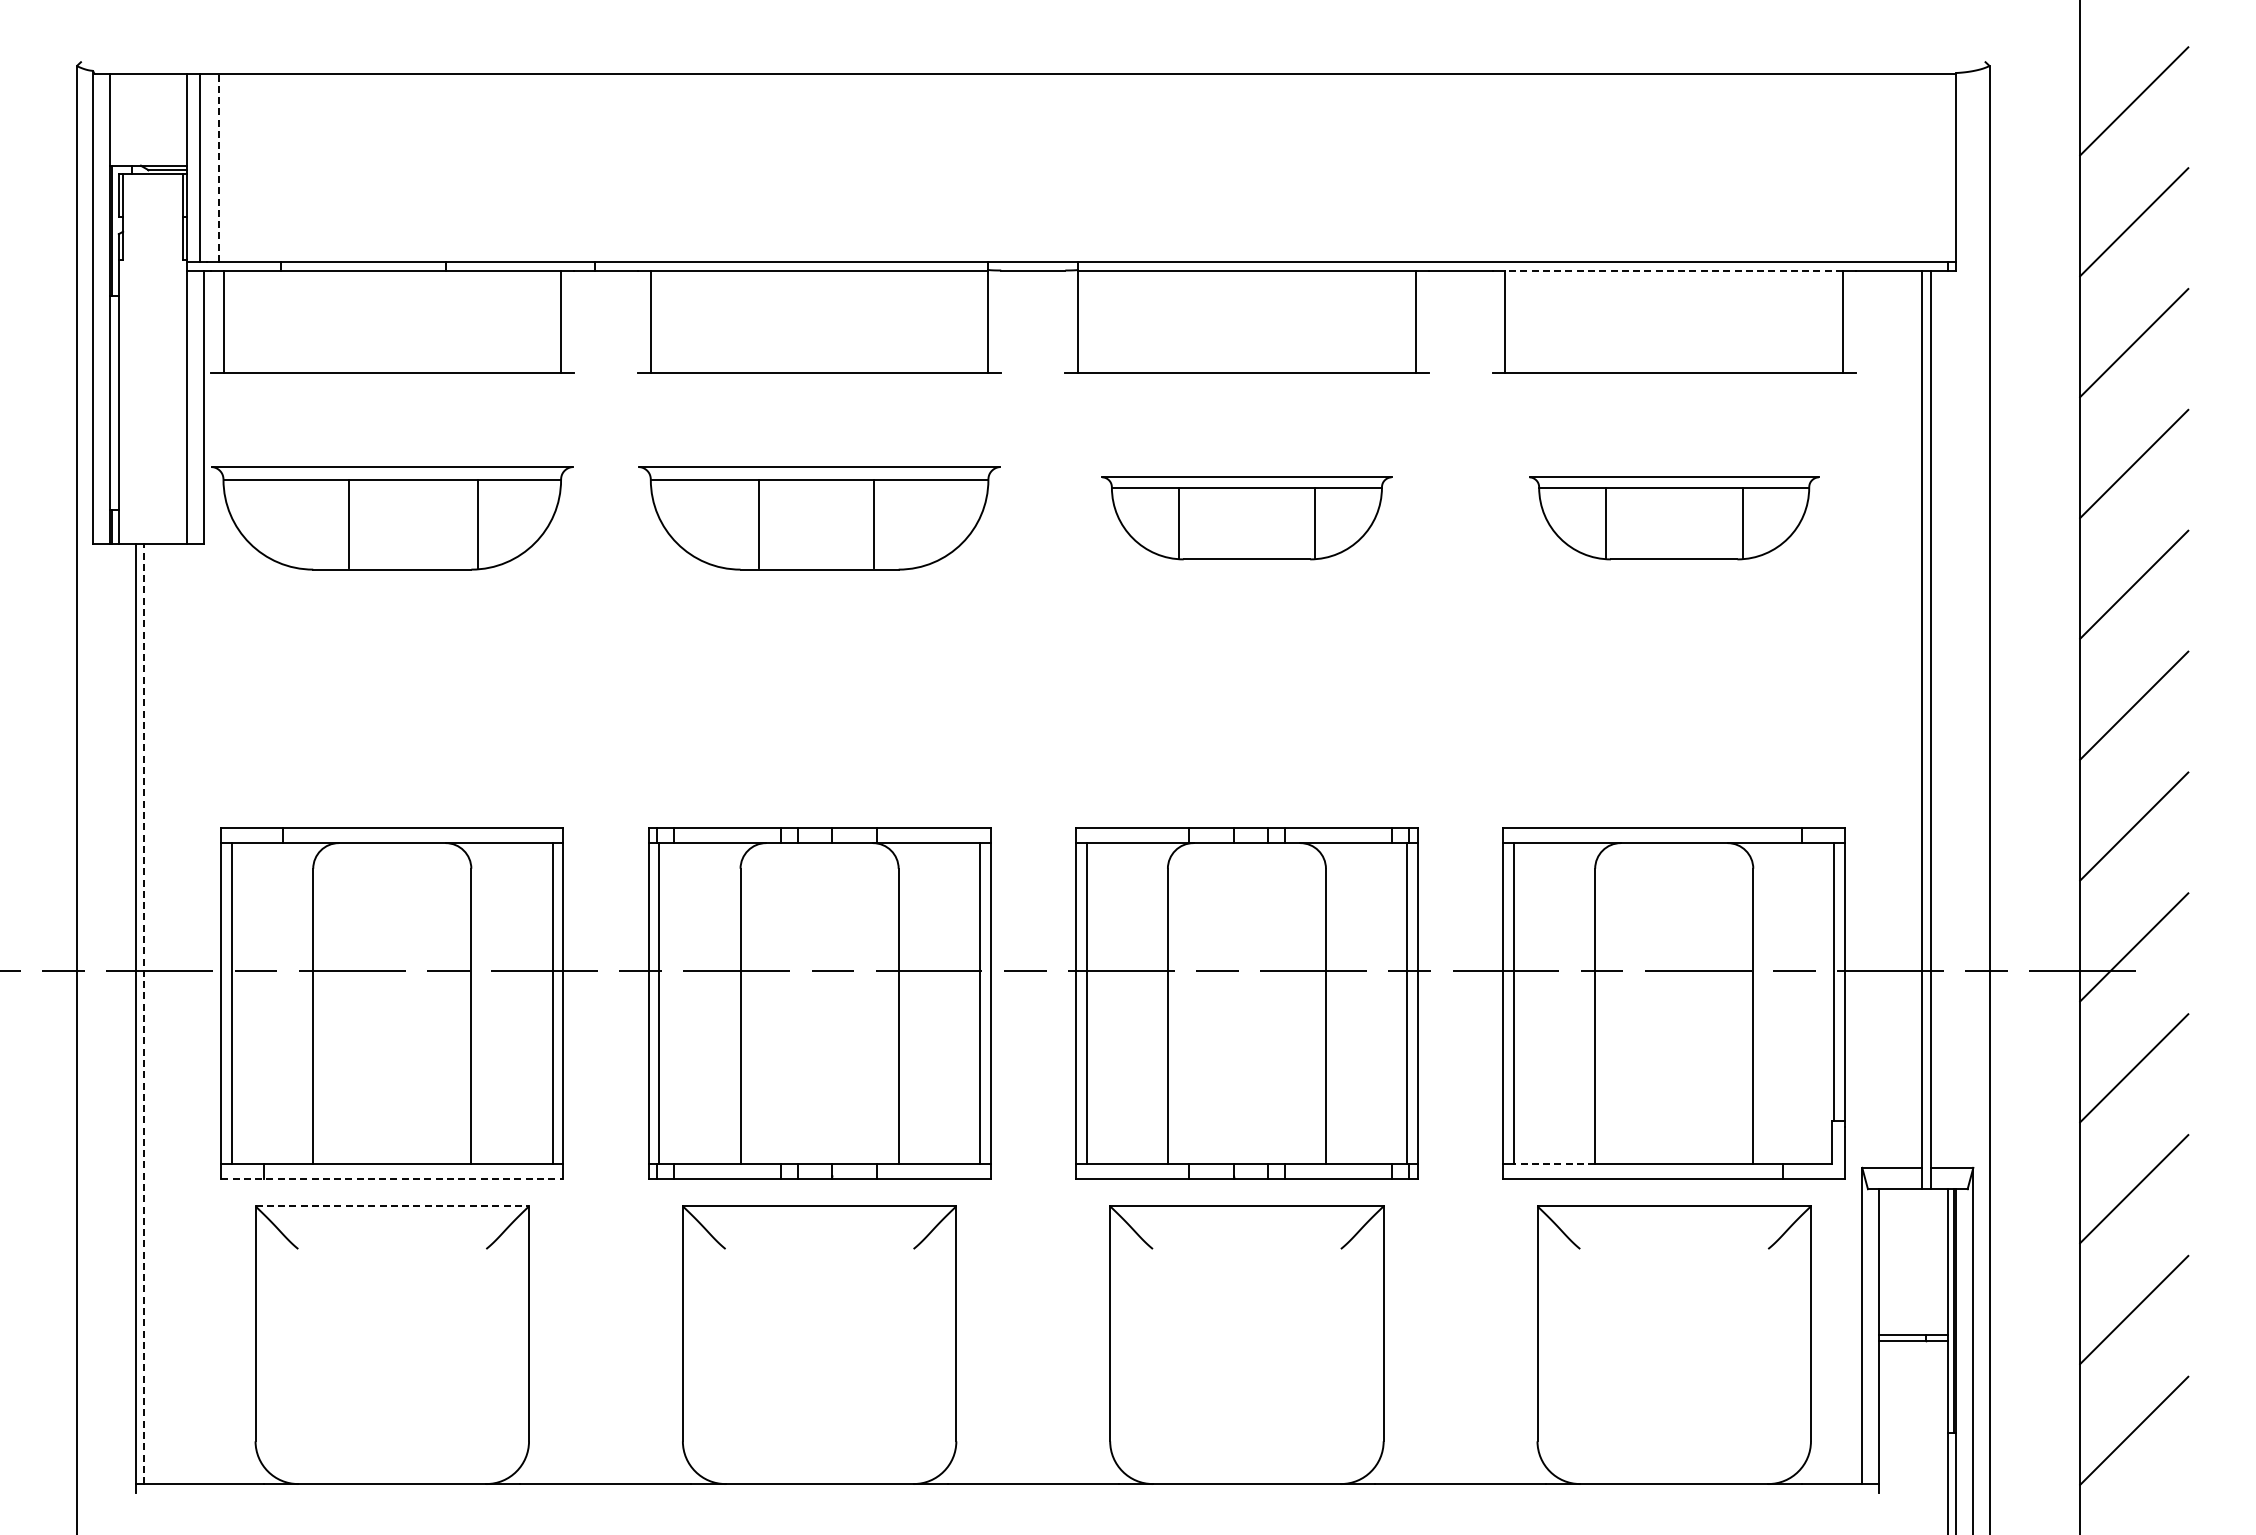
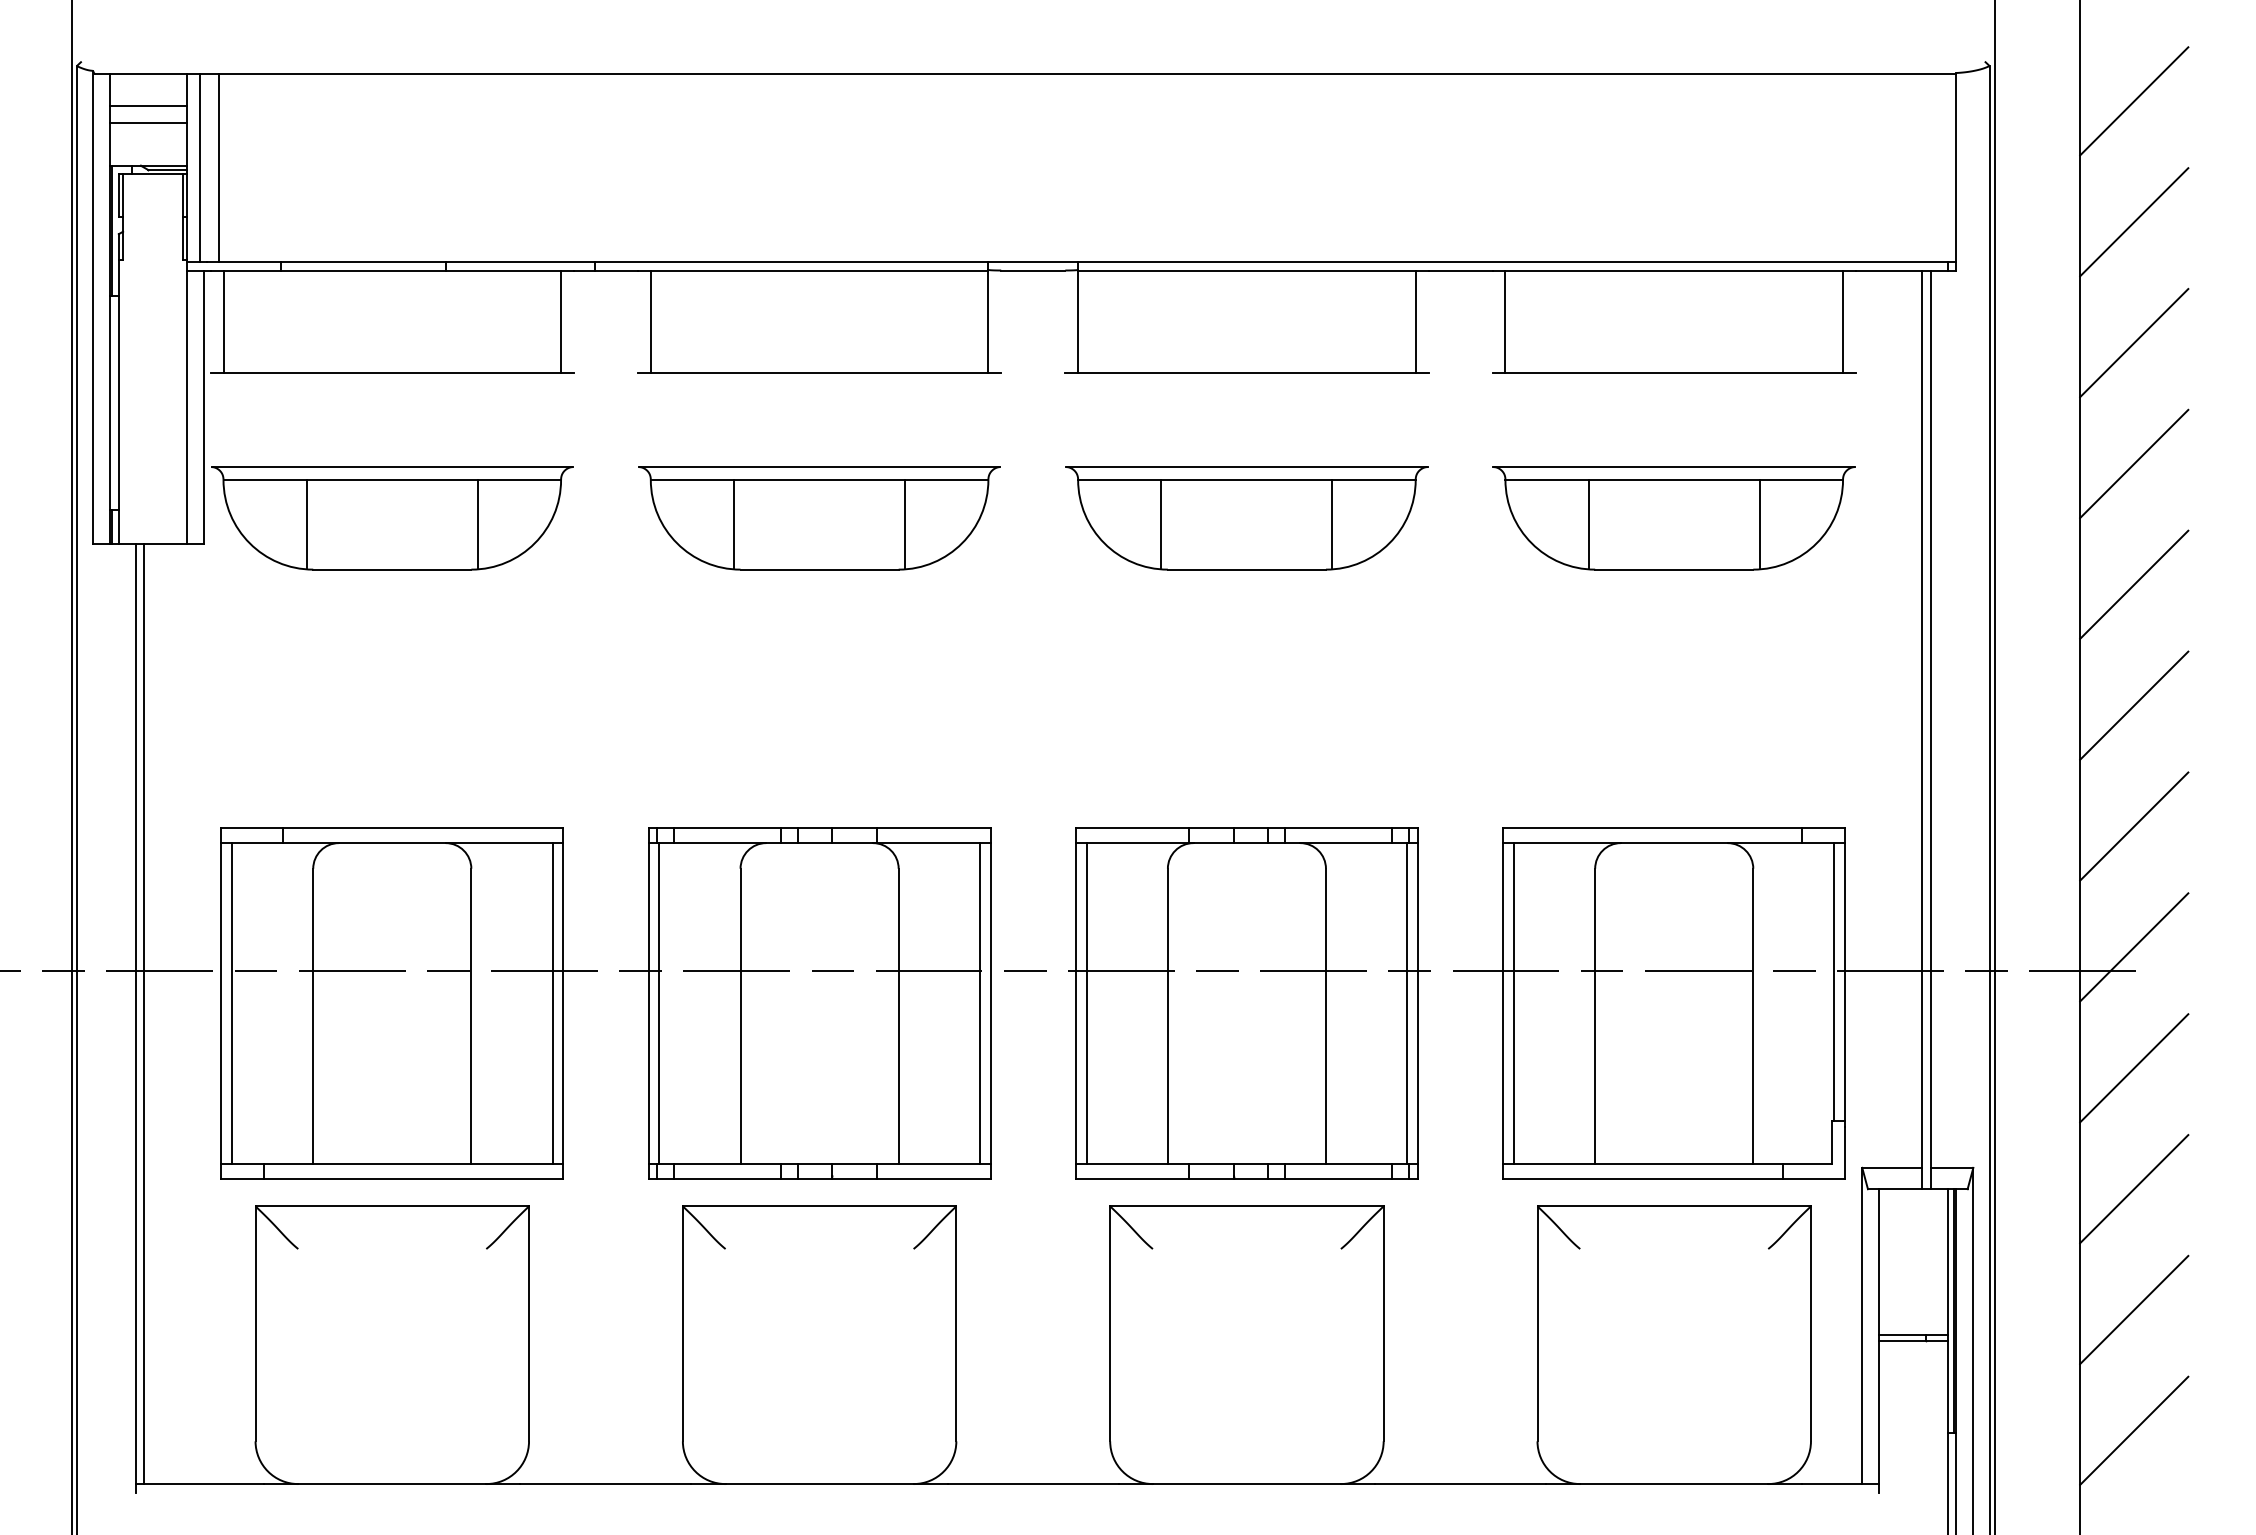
line: none -> present (148, 105)
line: none -> present (148, 123)
line: dashed -> solid (219, 167)
line: dashed -> solid (1674, 270)
part size: 292x85 px -> 364x105 px (1246, 518)
part size: 291x85 px -> 364x105 px (1673, 518)
line position: (348, 523) -> (306, 523) (306, 523)
line position: (759, 523) -> (734, 523) (734, 523)
line position: (874, 523) -> (905, 523) (905, 523)
line: none -> present (71, 766)
line: none -> present (1994, 766)
line: dashed -> solid (144, 1013)
line: dashed -> solid (1554, 1163)
line: dashed -> solid (392, 1178)
line: dashed -> solid (392, 1206)
